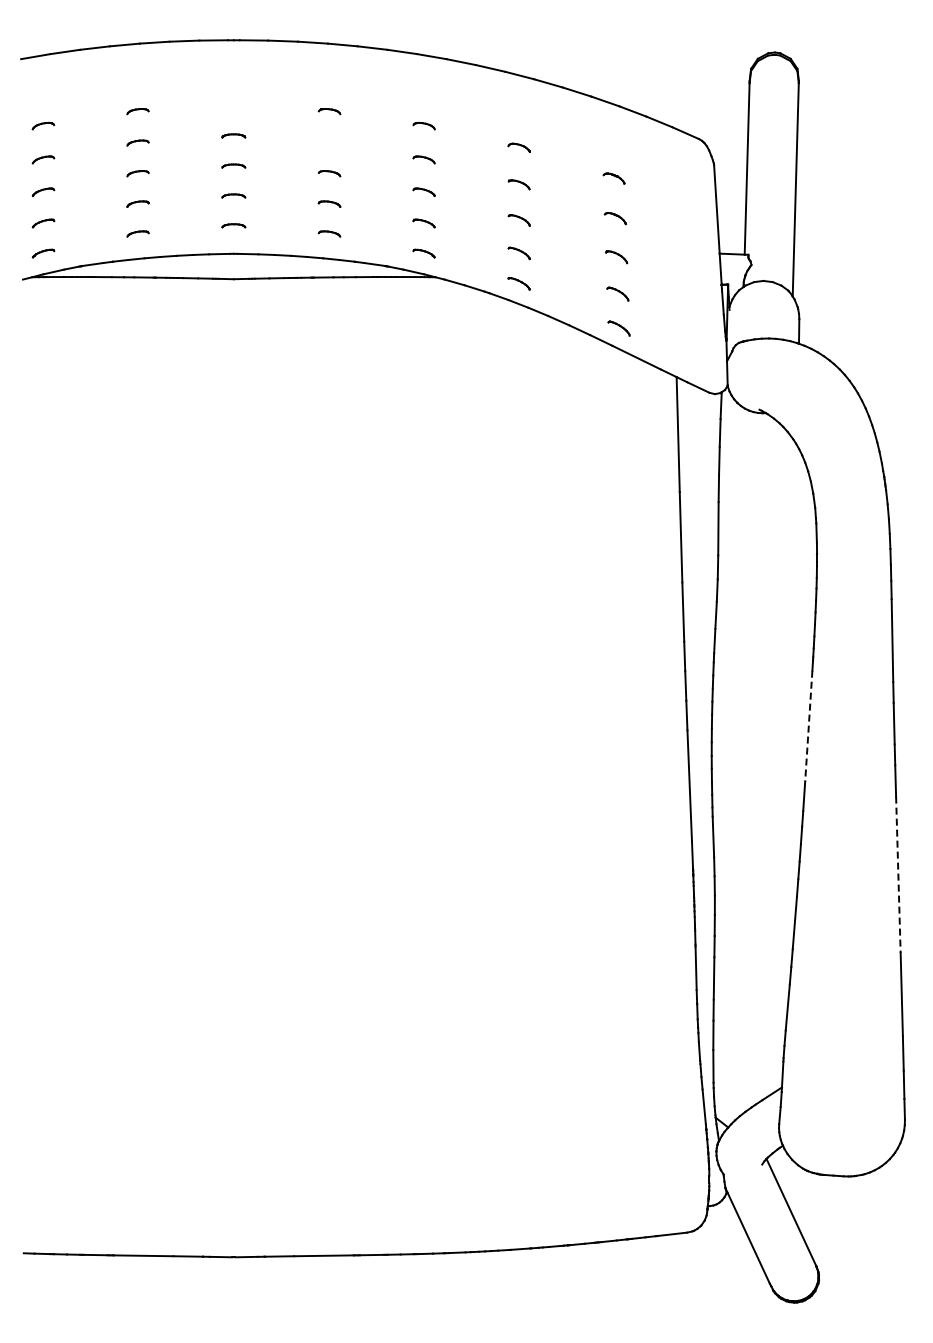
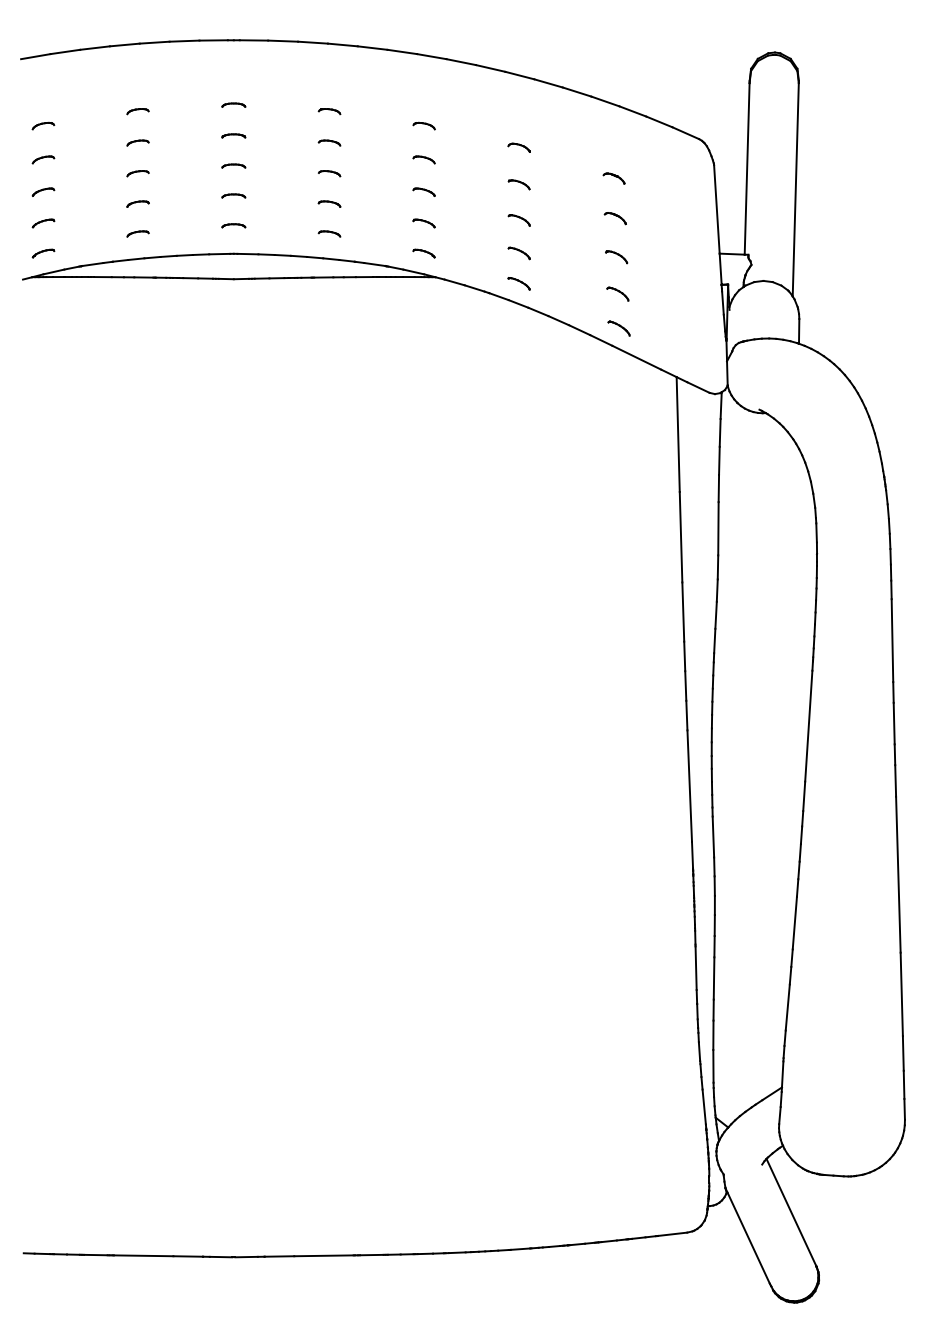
part: none -> present (233, 104)
part: none -> present (329, 142)
line: dashed -> solid (808, 726)
line: dashed -> solid (898, 875)
